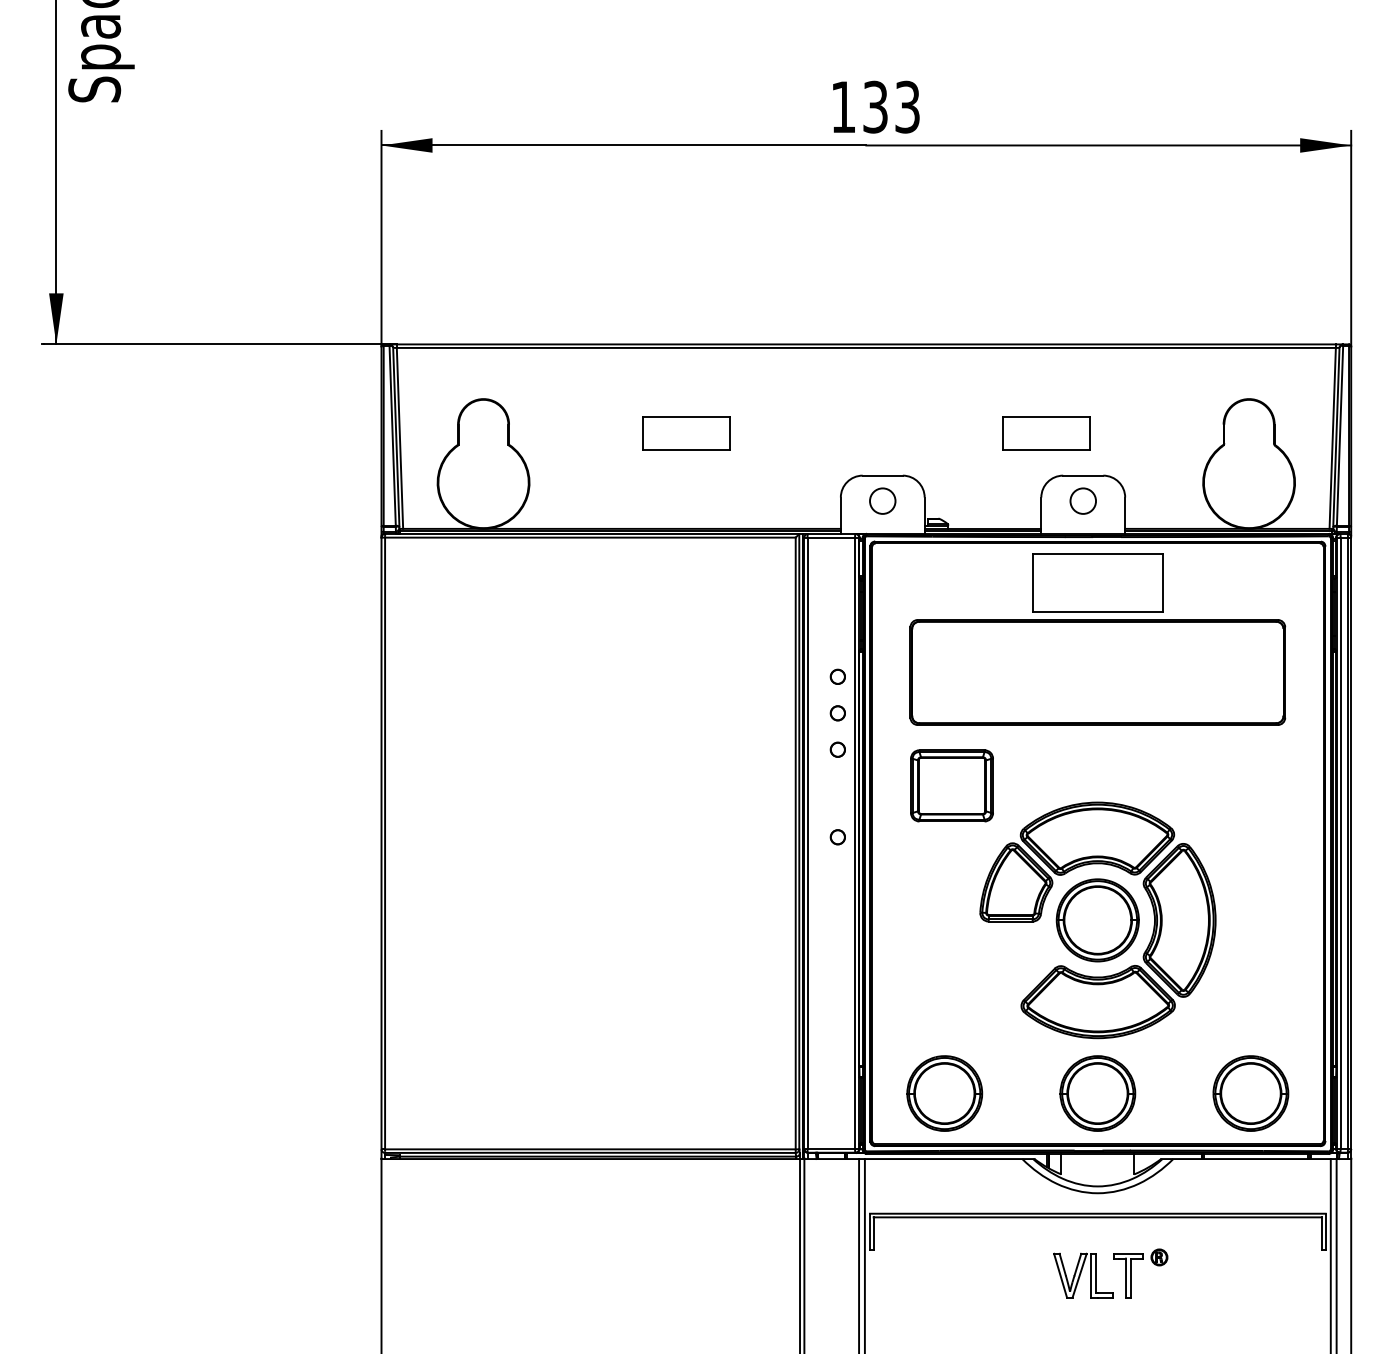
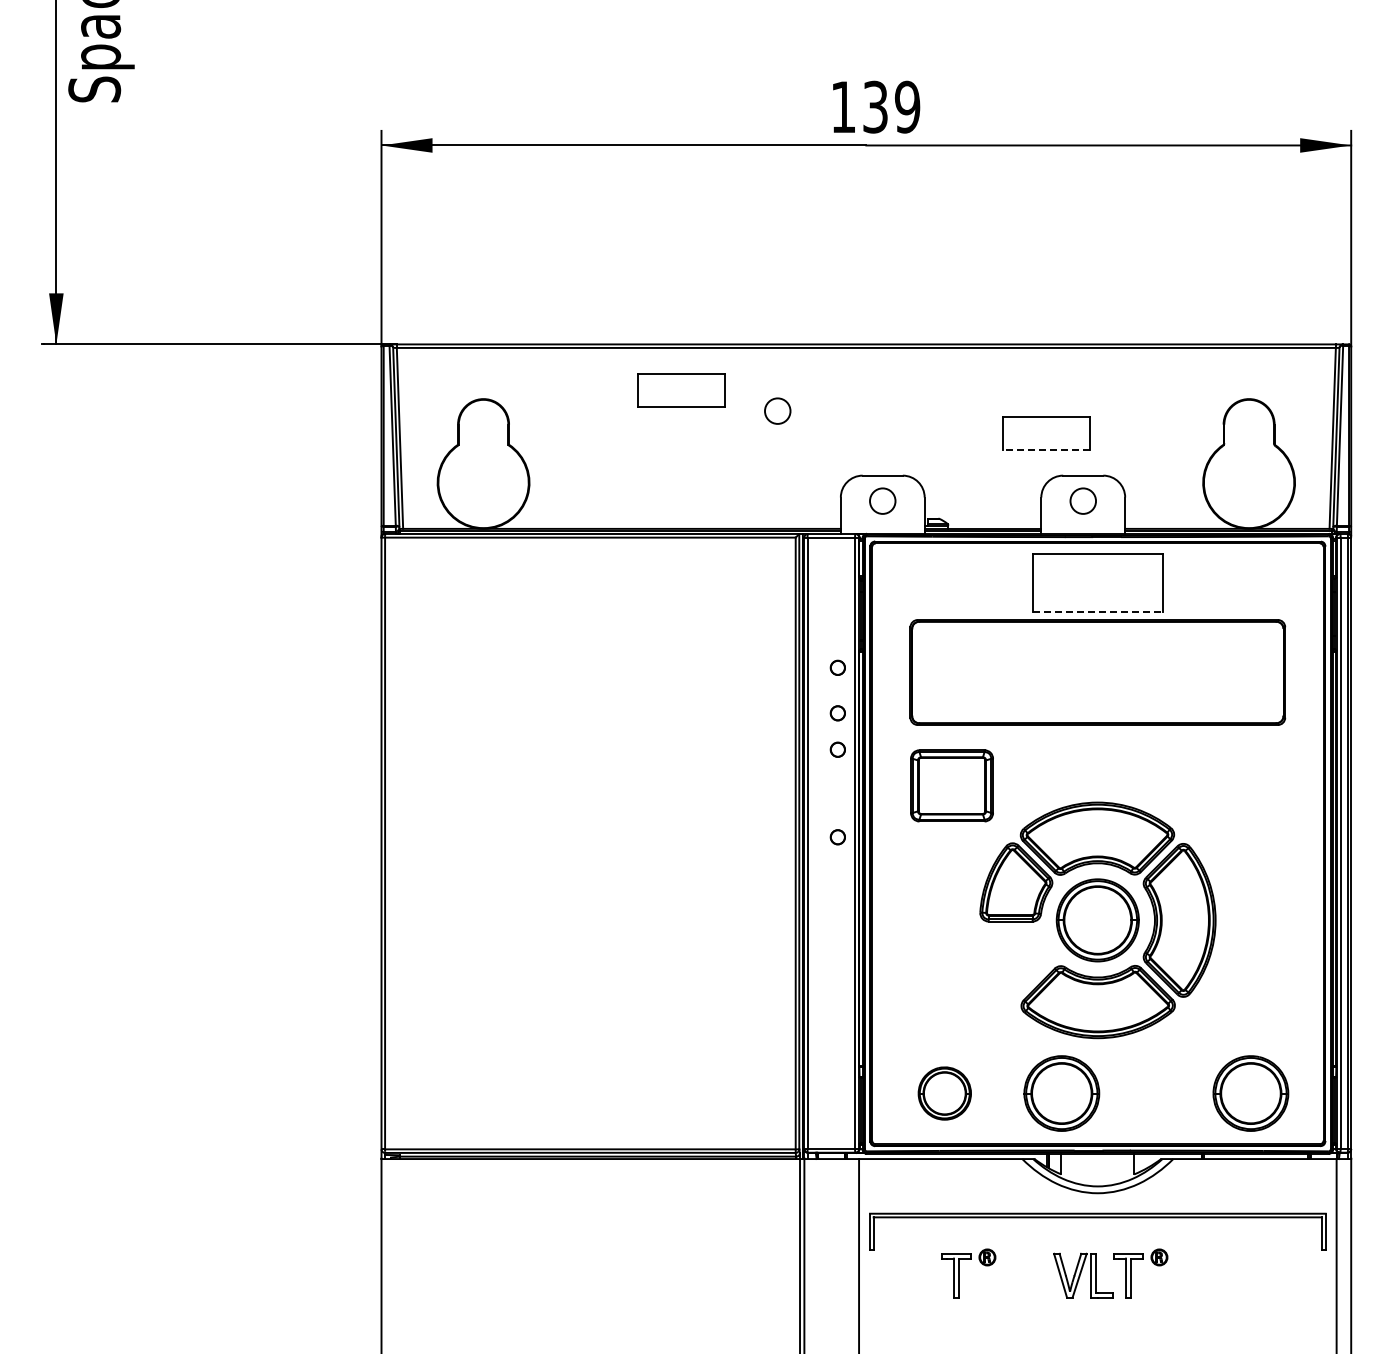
text: 133 -> 139 (907, 106)
circle: none -> present (777, 410)
part position: (686, 433) -> (681, 390) (681, 390)
line: solid -> dashed (1046, 450)
line: solid -> dashed (1097, 612)
circle position: (837, 676) -> (837, 667) (837, 667)
part size: 78x77 px -> 55x55 px (944, 1093)
part position: (1097, 1093) -> (1061, 1093) (1061, 1093)
line: present -> none (864, 1254)
line: present -> none (1330, 1254)
part: none -> present (959, 1273)
